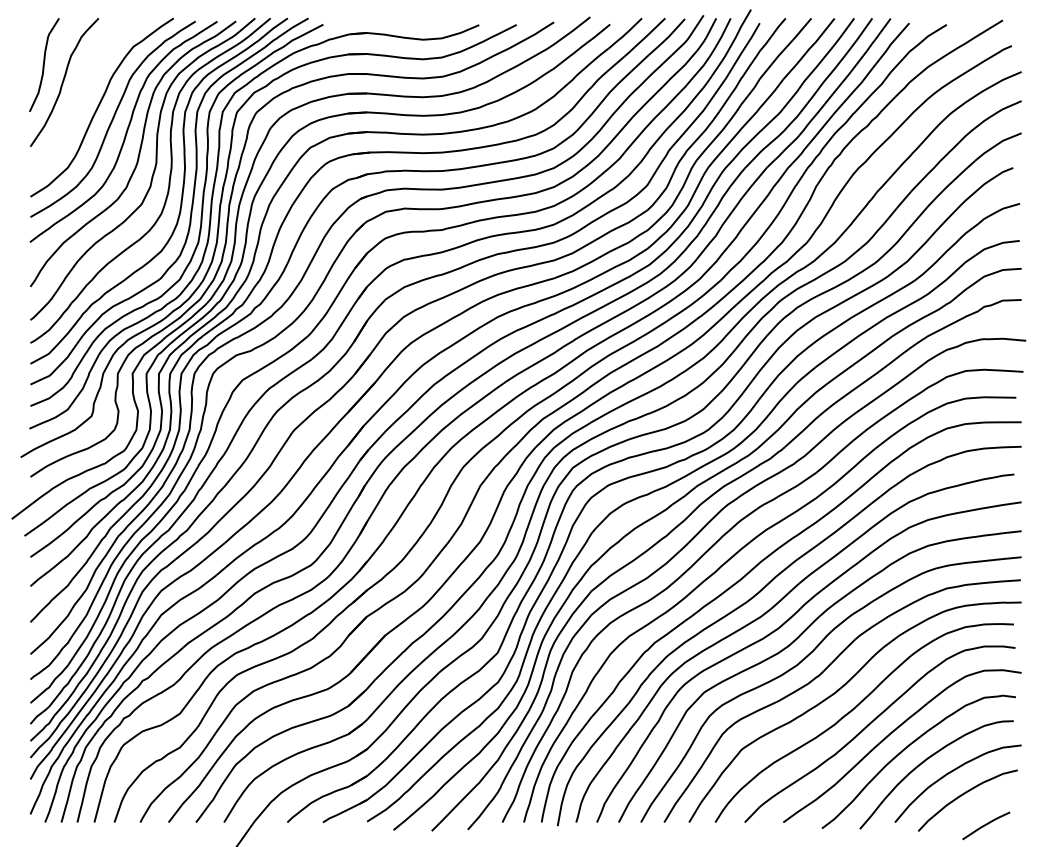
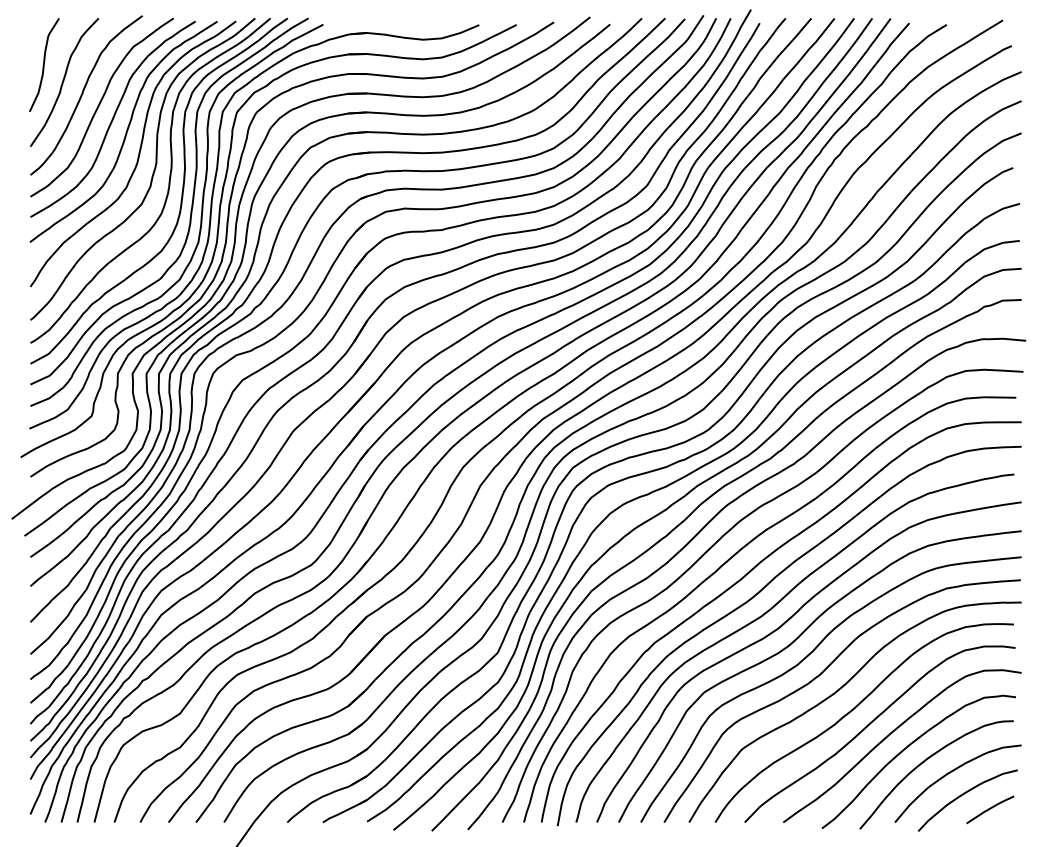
curve: none -> present (83, 93)
line position: (986, 825) -> (990, 809) (990, 809)
